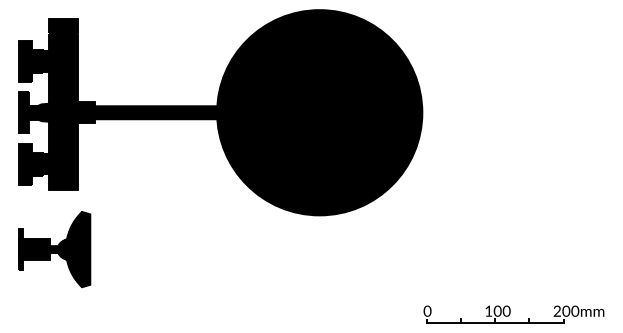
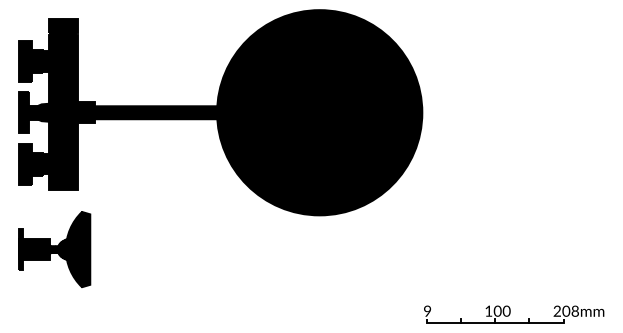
text: 0 -> 9 (427, 311)
text: 200mm -> 208mm (575, 311)
